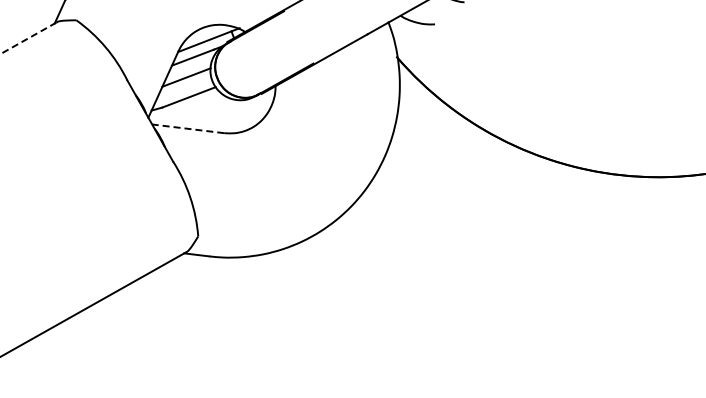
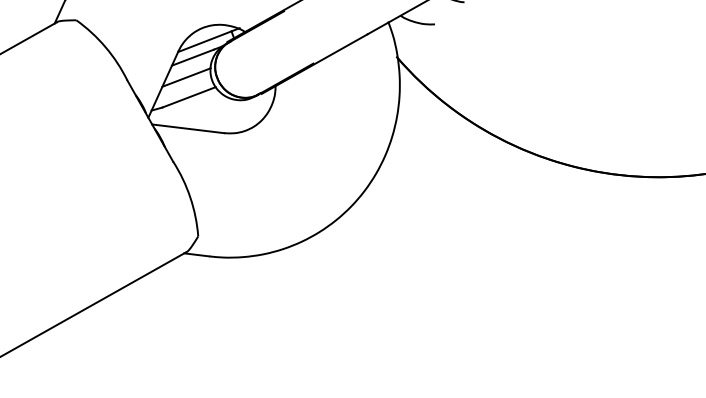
line: dashed -> solid (27, 38)
line: dashed -> solid (187, 128)
